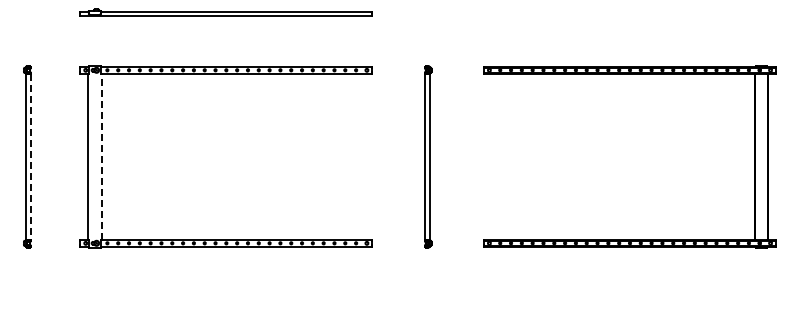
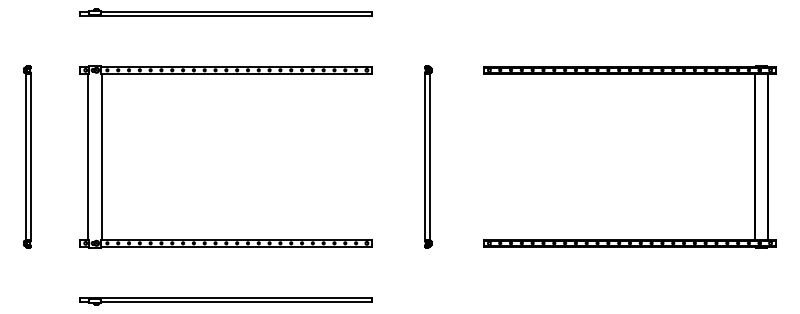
line: dashed -> solid (30, 156)
line: dashed -> solid (101, 156)
part: none -> present (225, 301)
